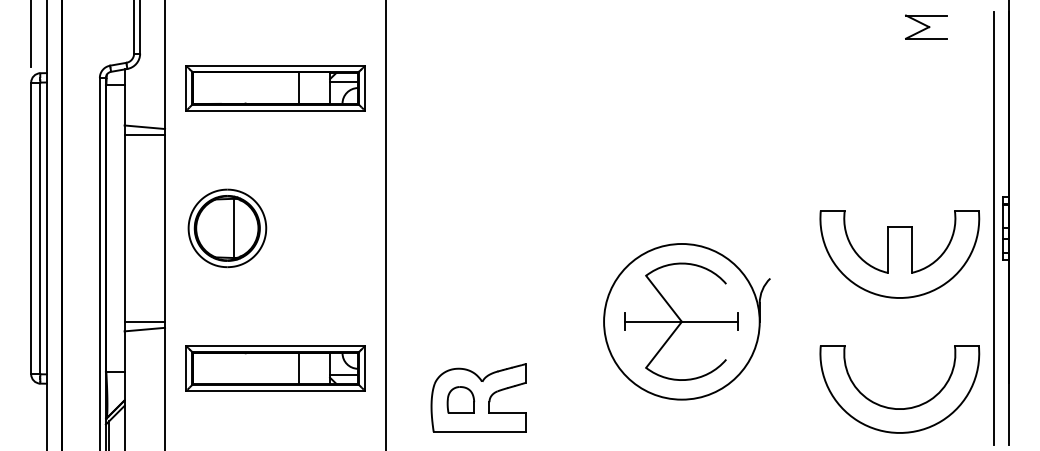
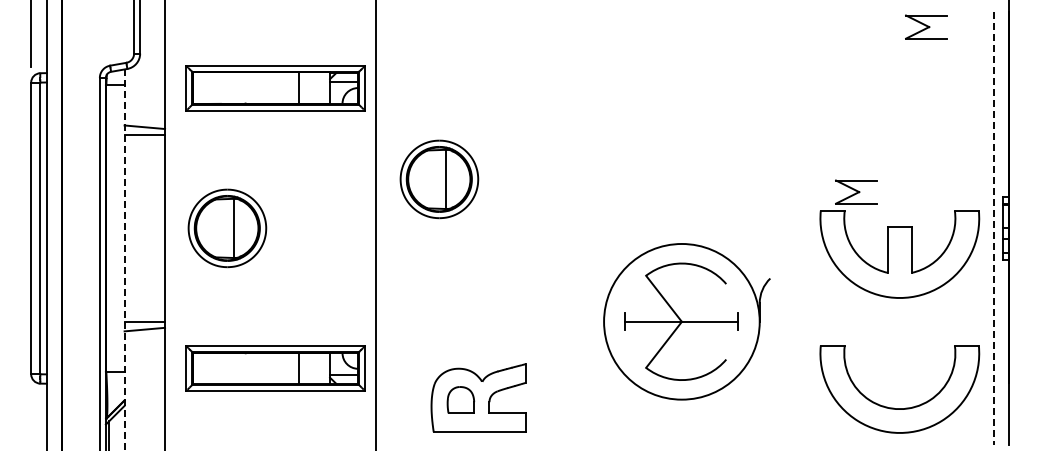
part: none -> present (439, 179)
part: none -> present (856, 191)
line position: (386, 224) -> (376, 224) (376, 224)
line: solid -> dashed (993, 228)
line: solid -> dashed (124, 259)
